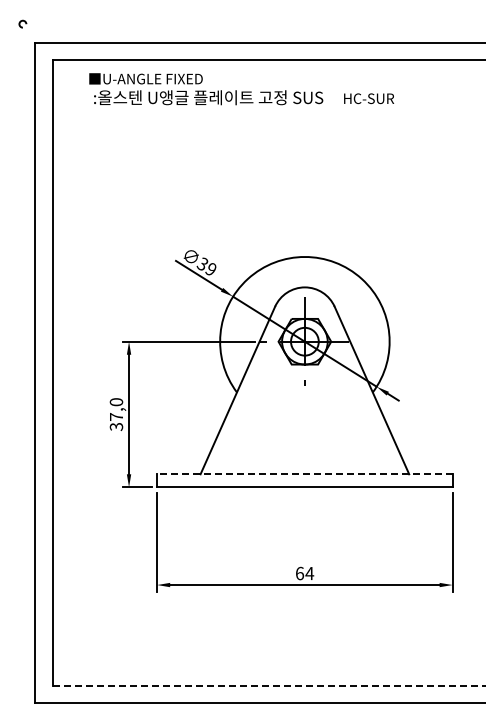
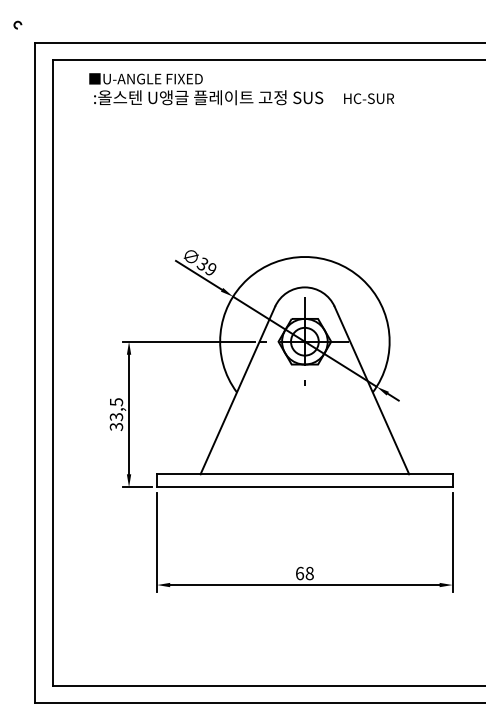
arc position: (21, 22) -> (16, 23) (16, 23)
text: 37,0 -> 33,5 (116, 409)
line: dashed -> solid (304, 474)
text: 64 -> 68 (309, 573)
line: dashed -> solid (269, 685)
